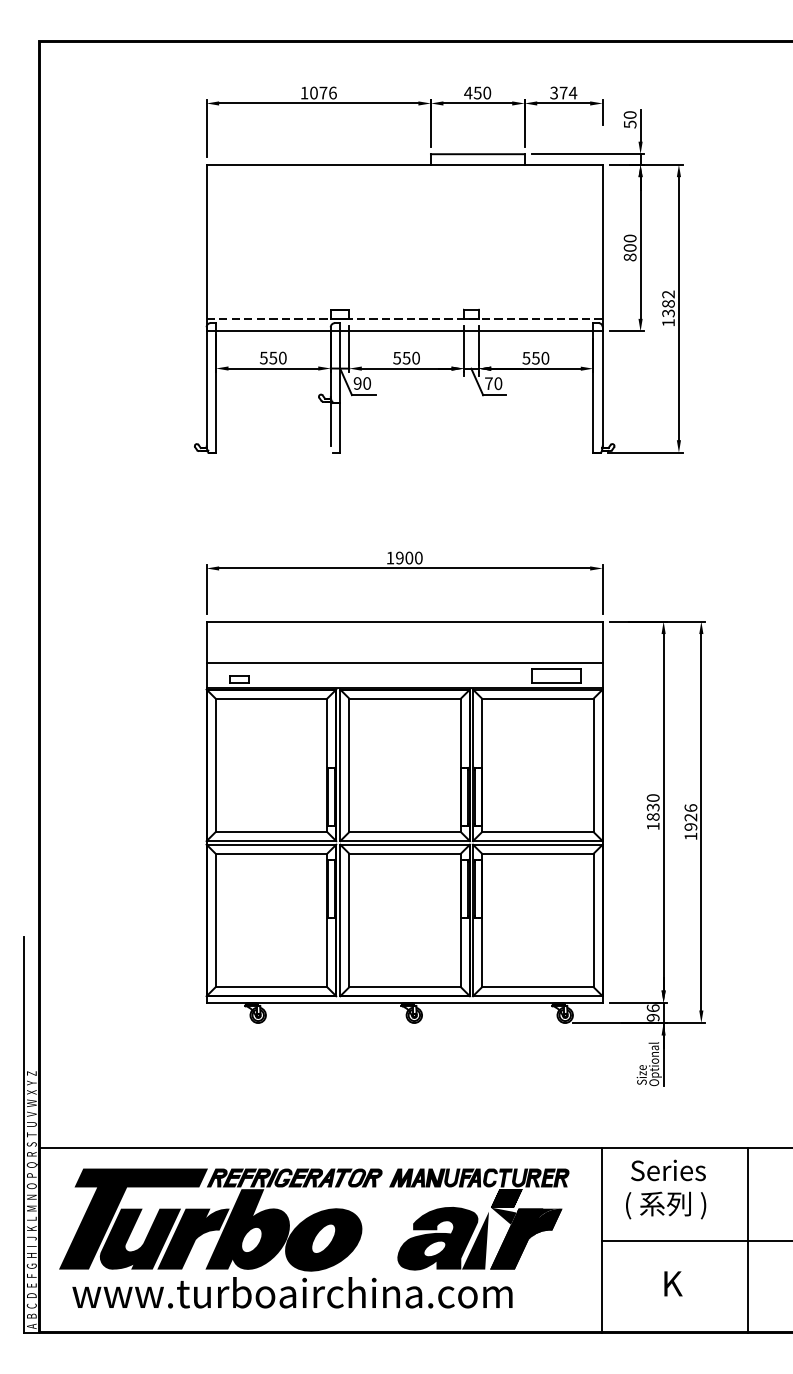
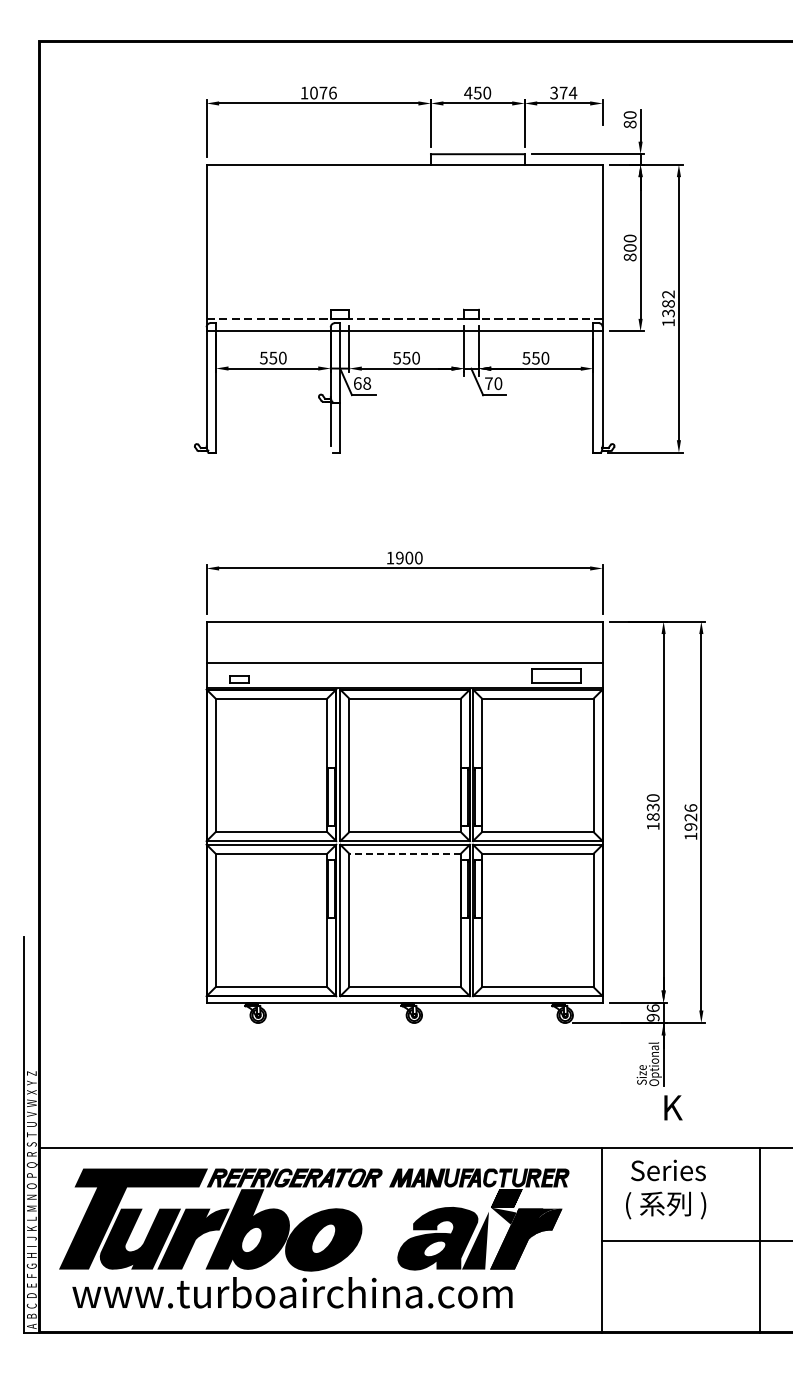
text: 50 -> 80 (629, 124)
text: 90 -> 68 (362, 383)
line: solid -> dashed (405, 853)
line position: (747, 1240) -> (759, 1240) (759, 1240)
text position: (673, 1283) -> (673, 1107) (673, 1107)
